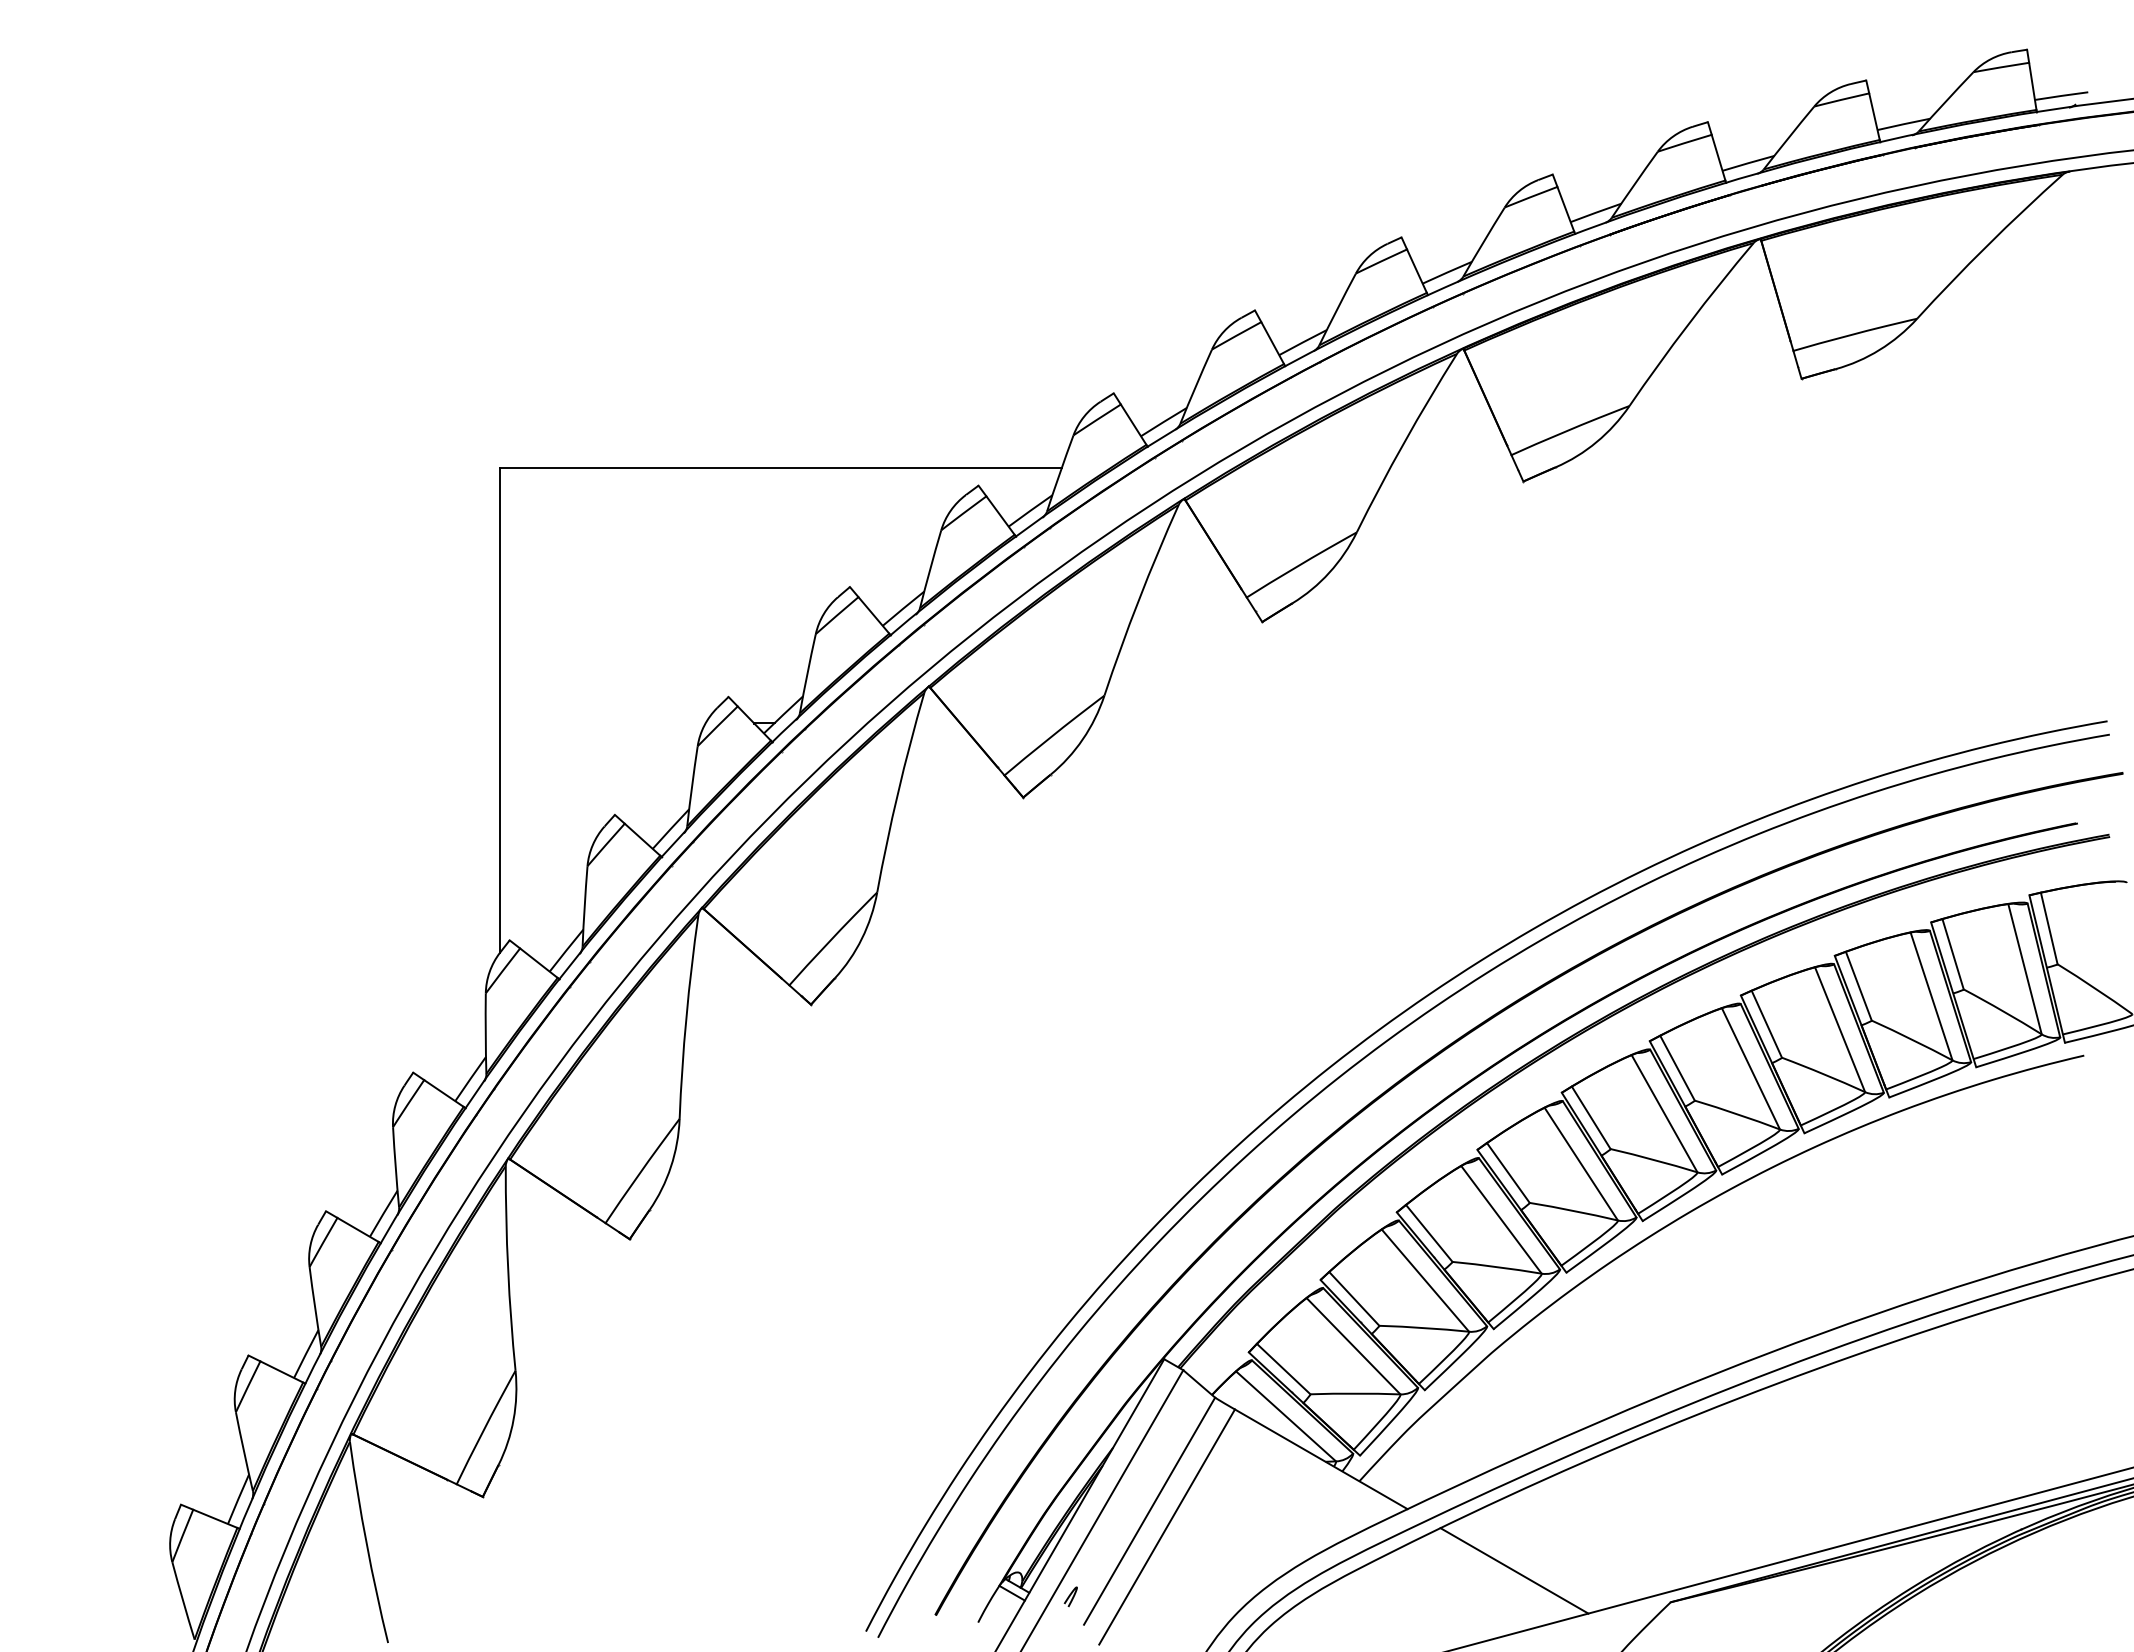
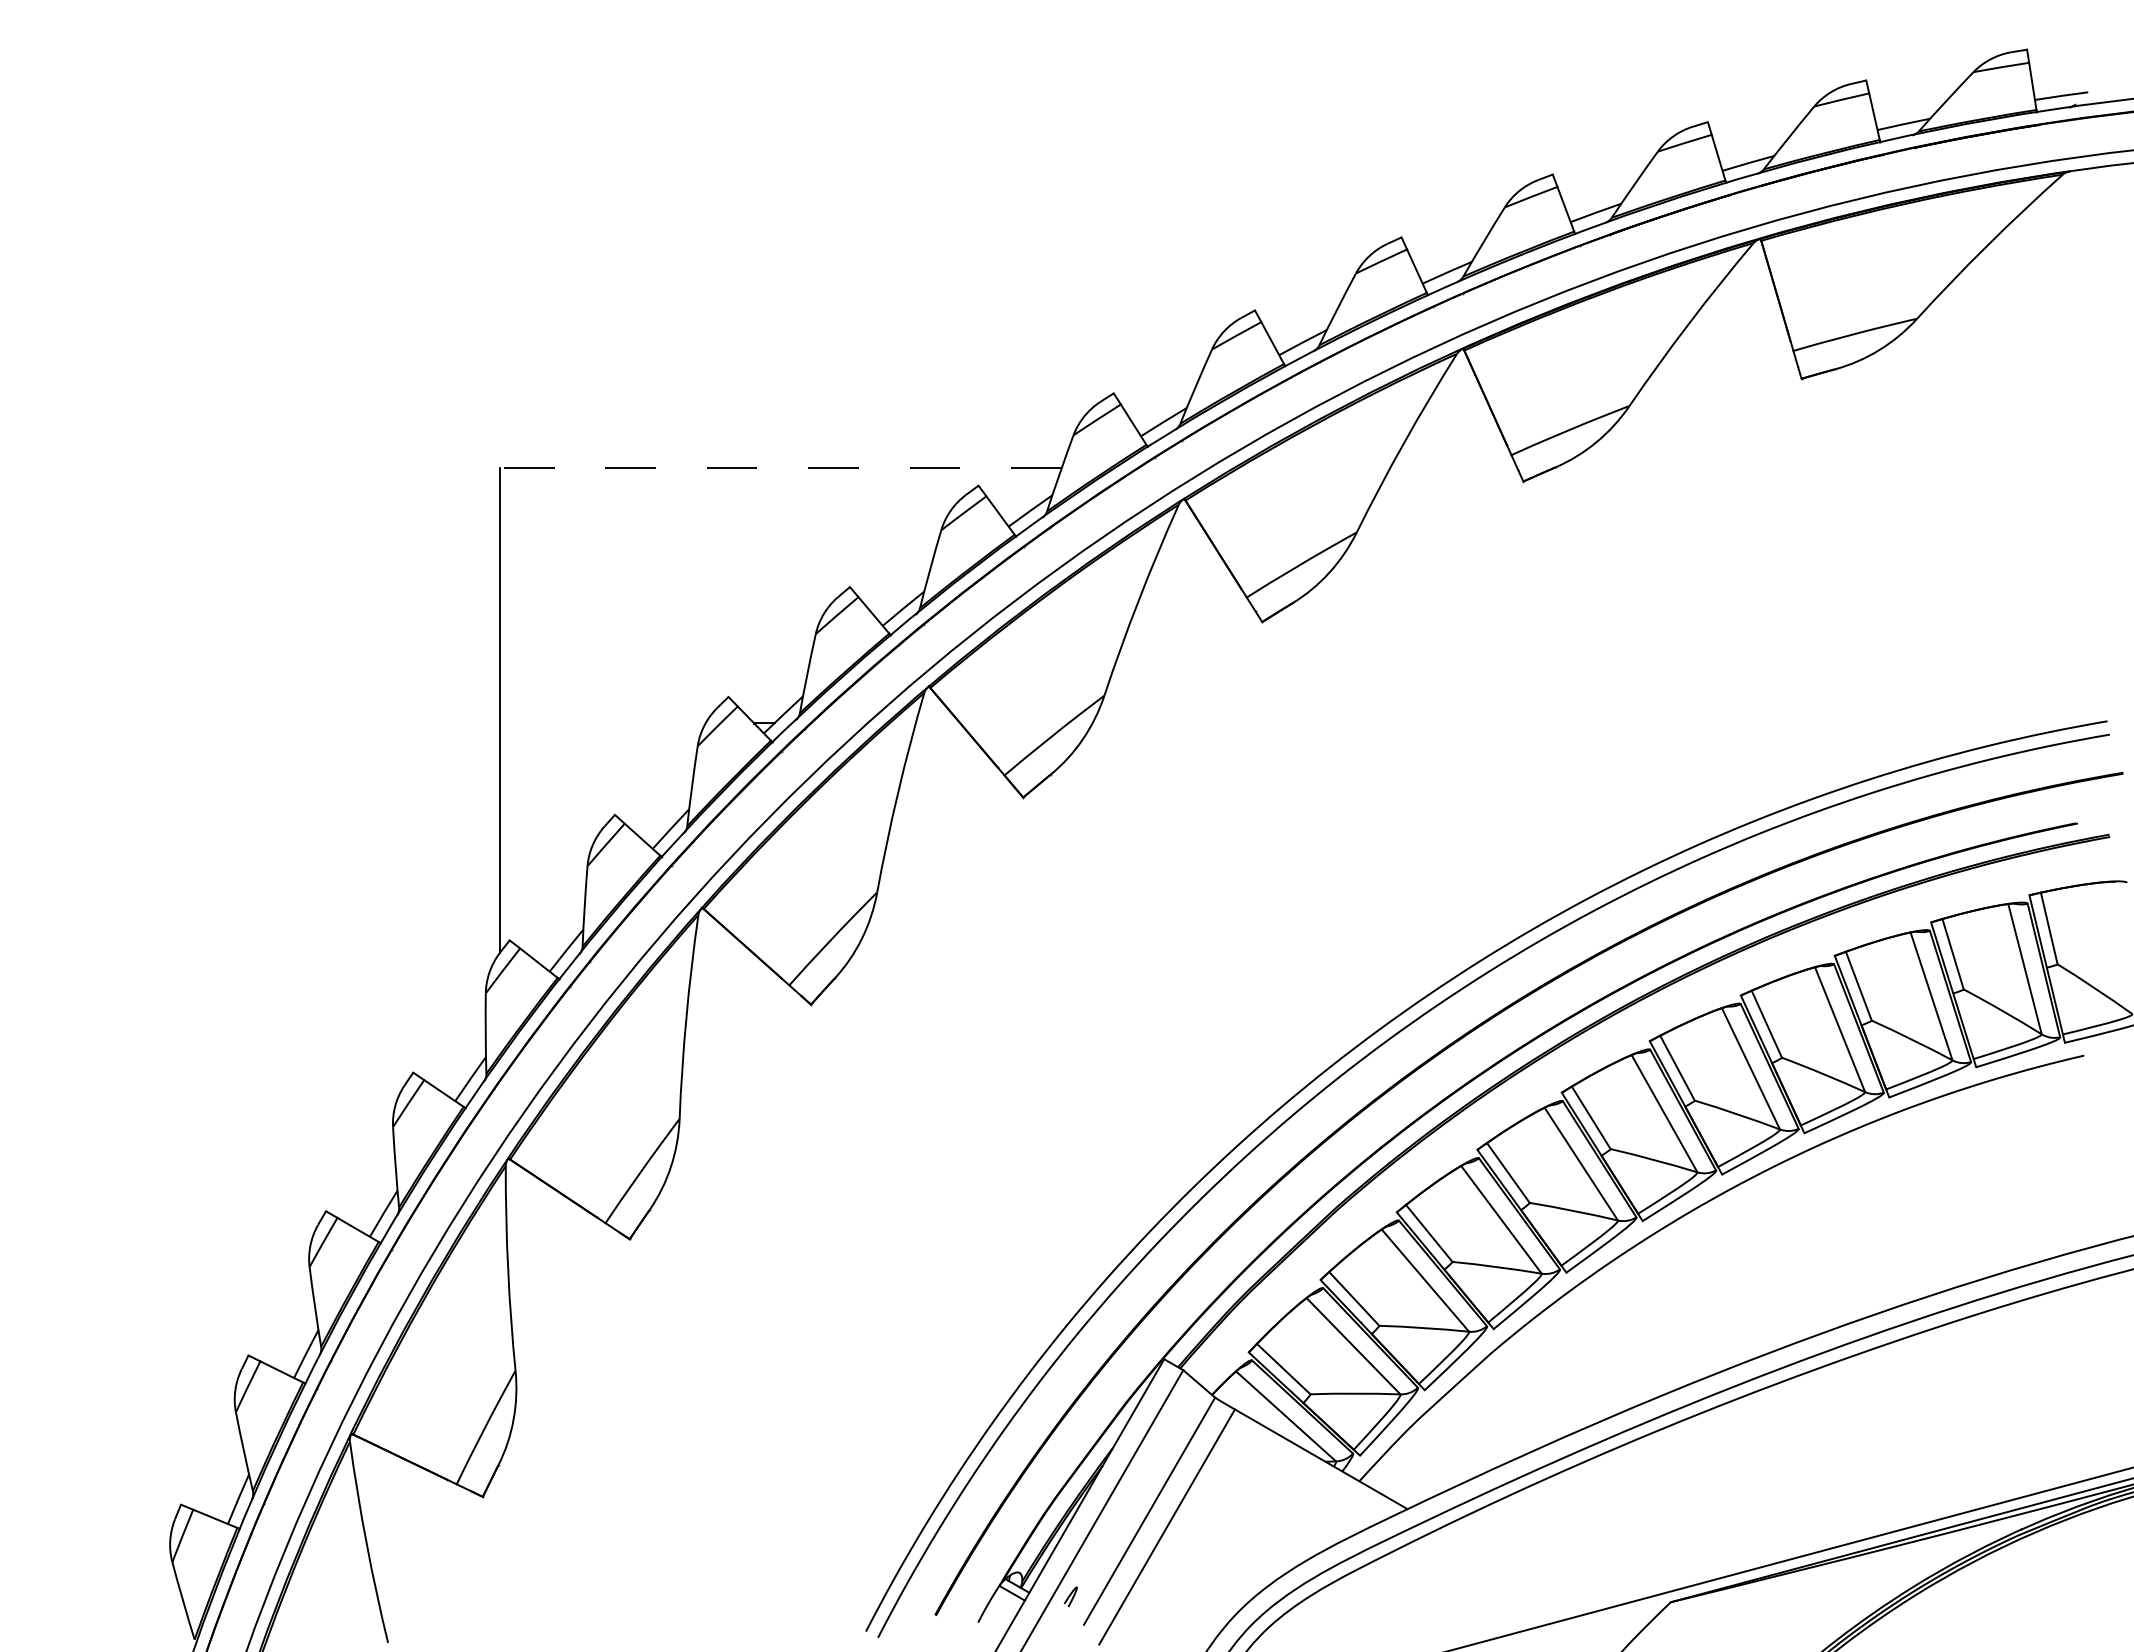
line: solid -> dashed (780, 468)
line: present -> none (1514, 1570)
